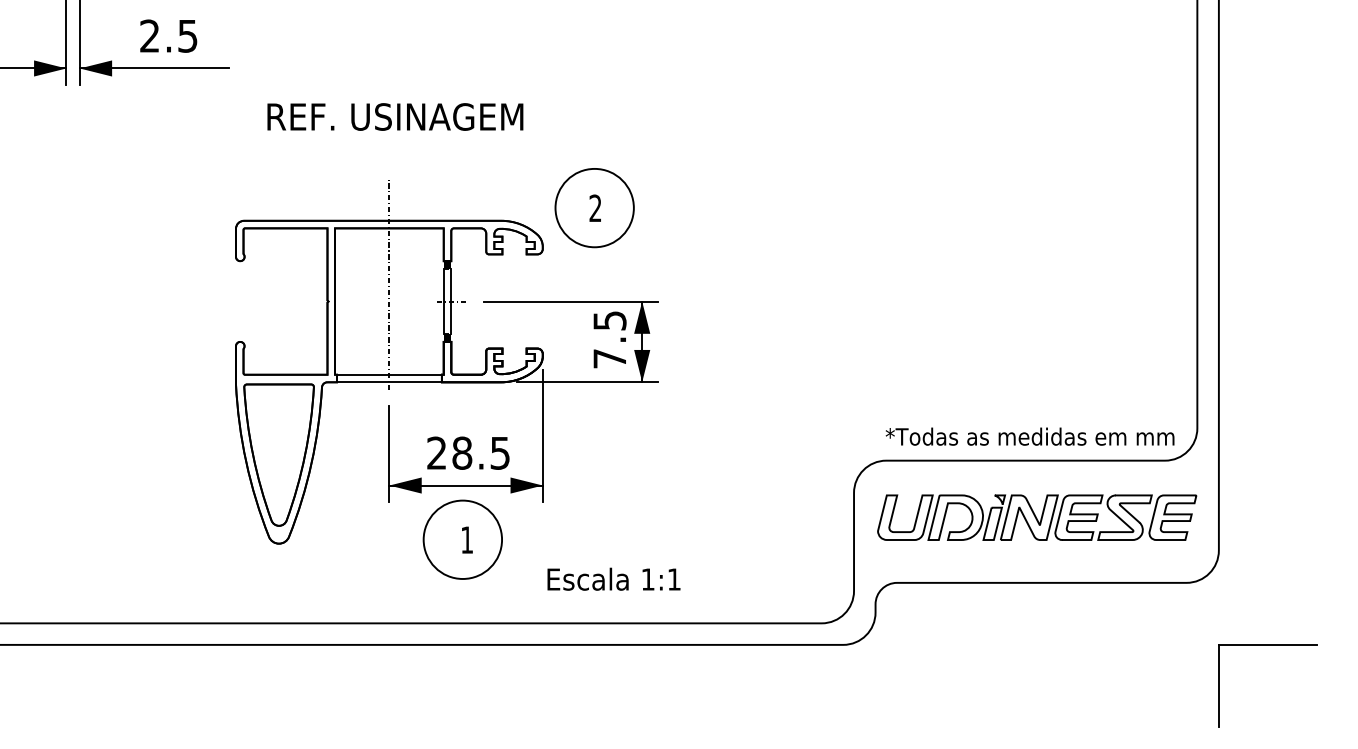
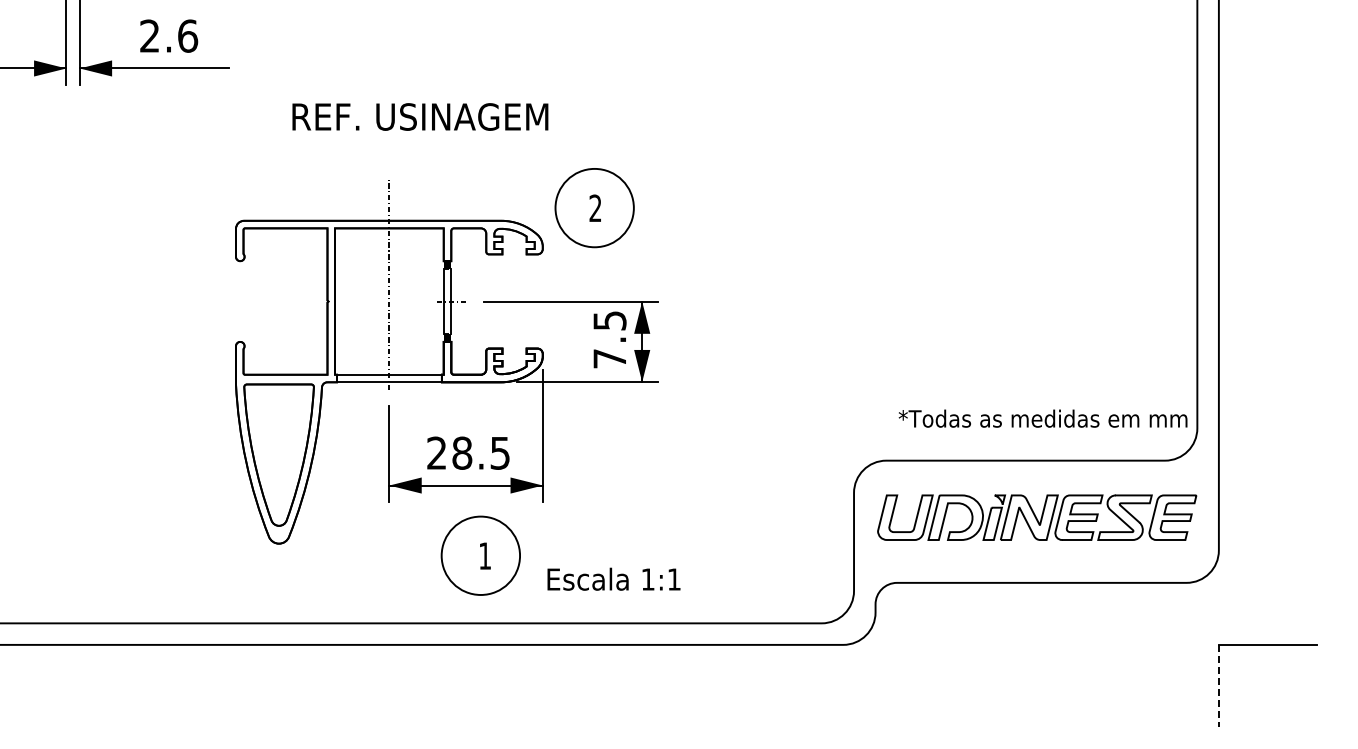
text: 2.5 -> 2.6 (188, 35)
text position: (395, 116) -> (420, 116) (420, 116)
text position: (1029, 436) -> (1042, 418) (1042, 418)
part position: (462, 539) -> (480, 555) (480, 555)
line: solid -> dashed (1218, 685)
